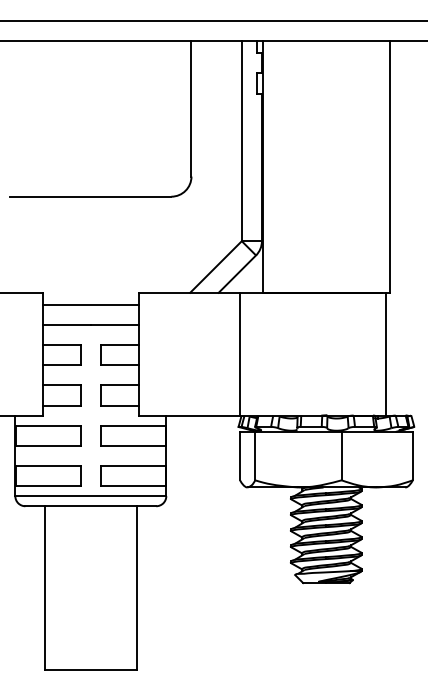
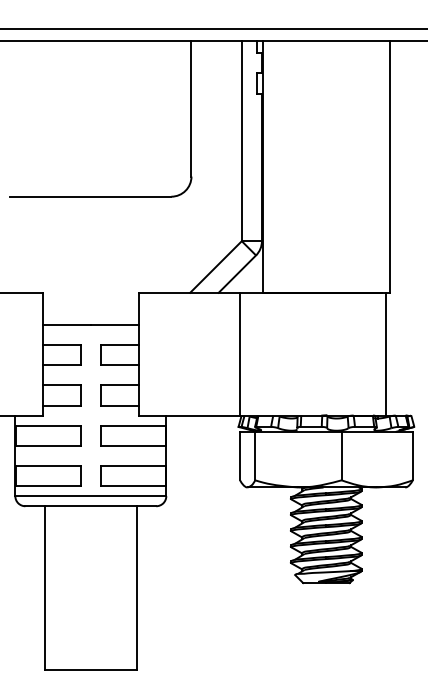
line position: (213, 20) -> (213, 28) (213, 28)
line: present -> none (91, 304)
